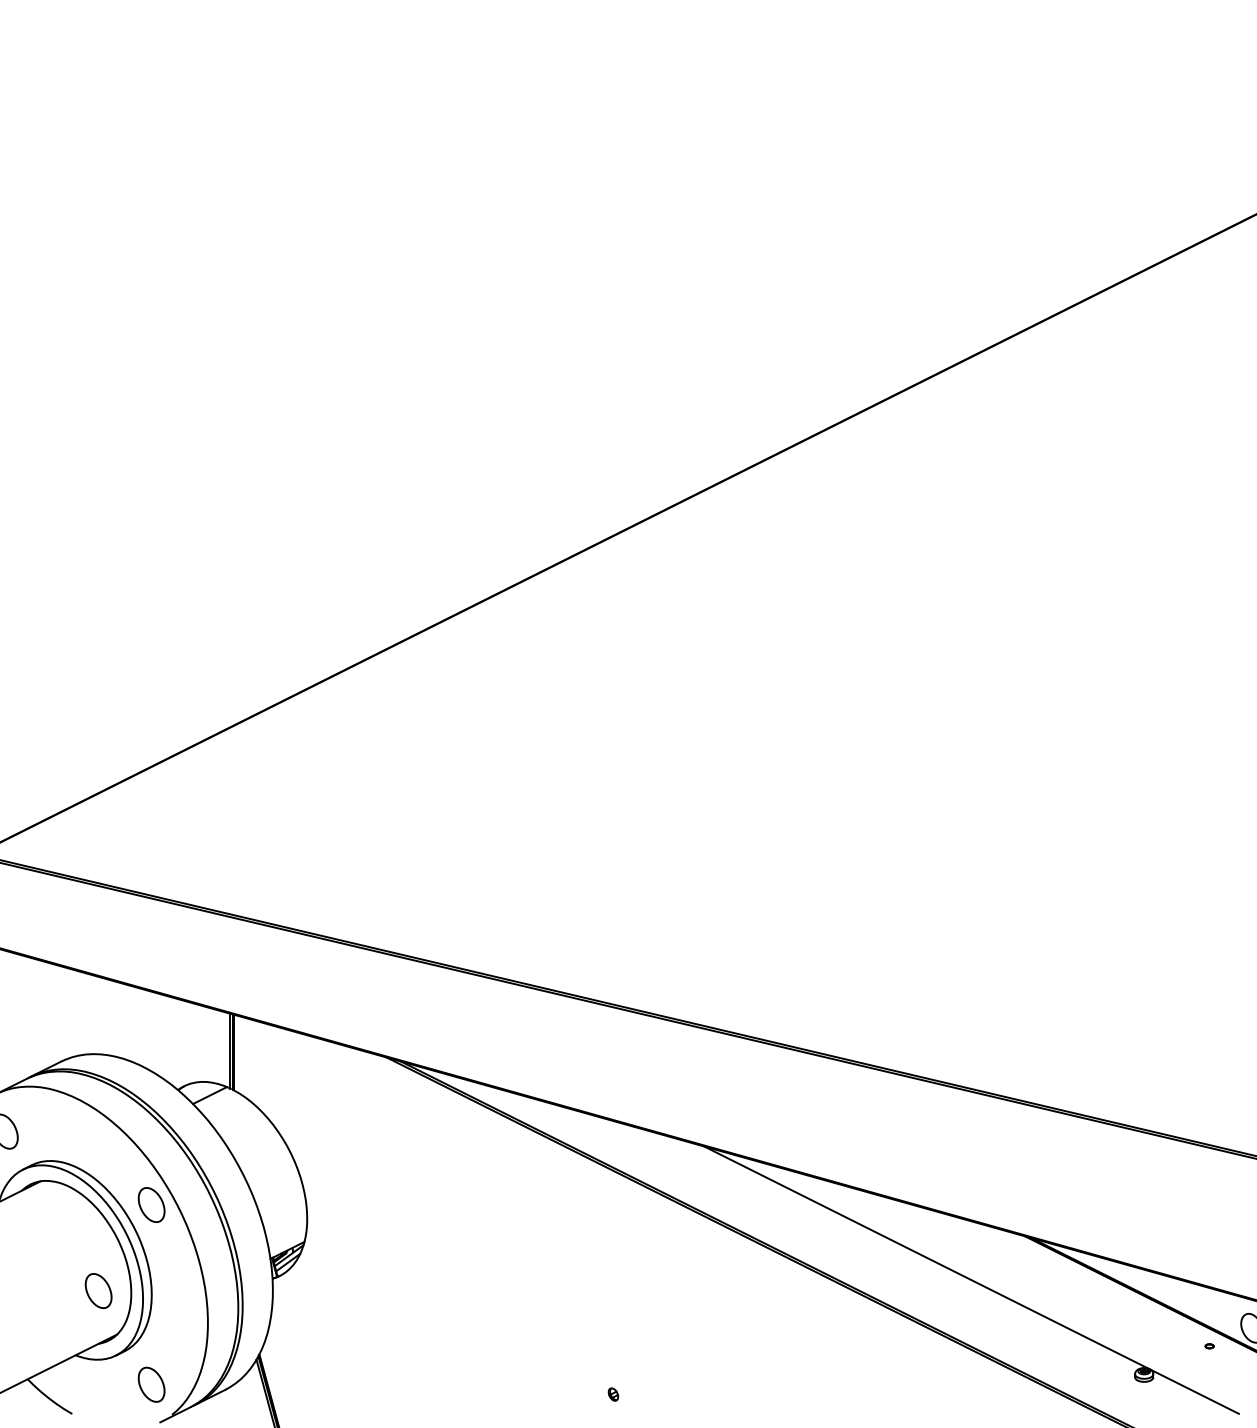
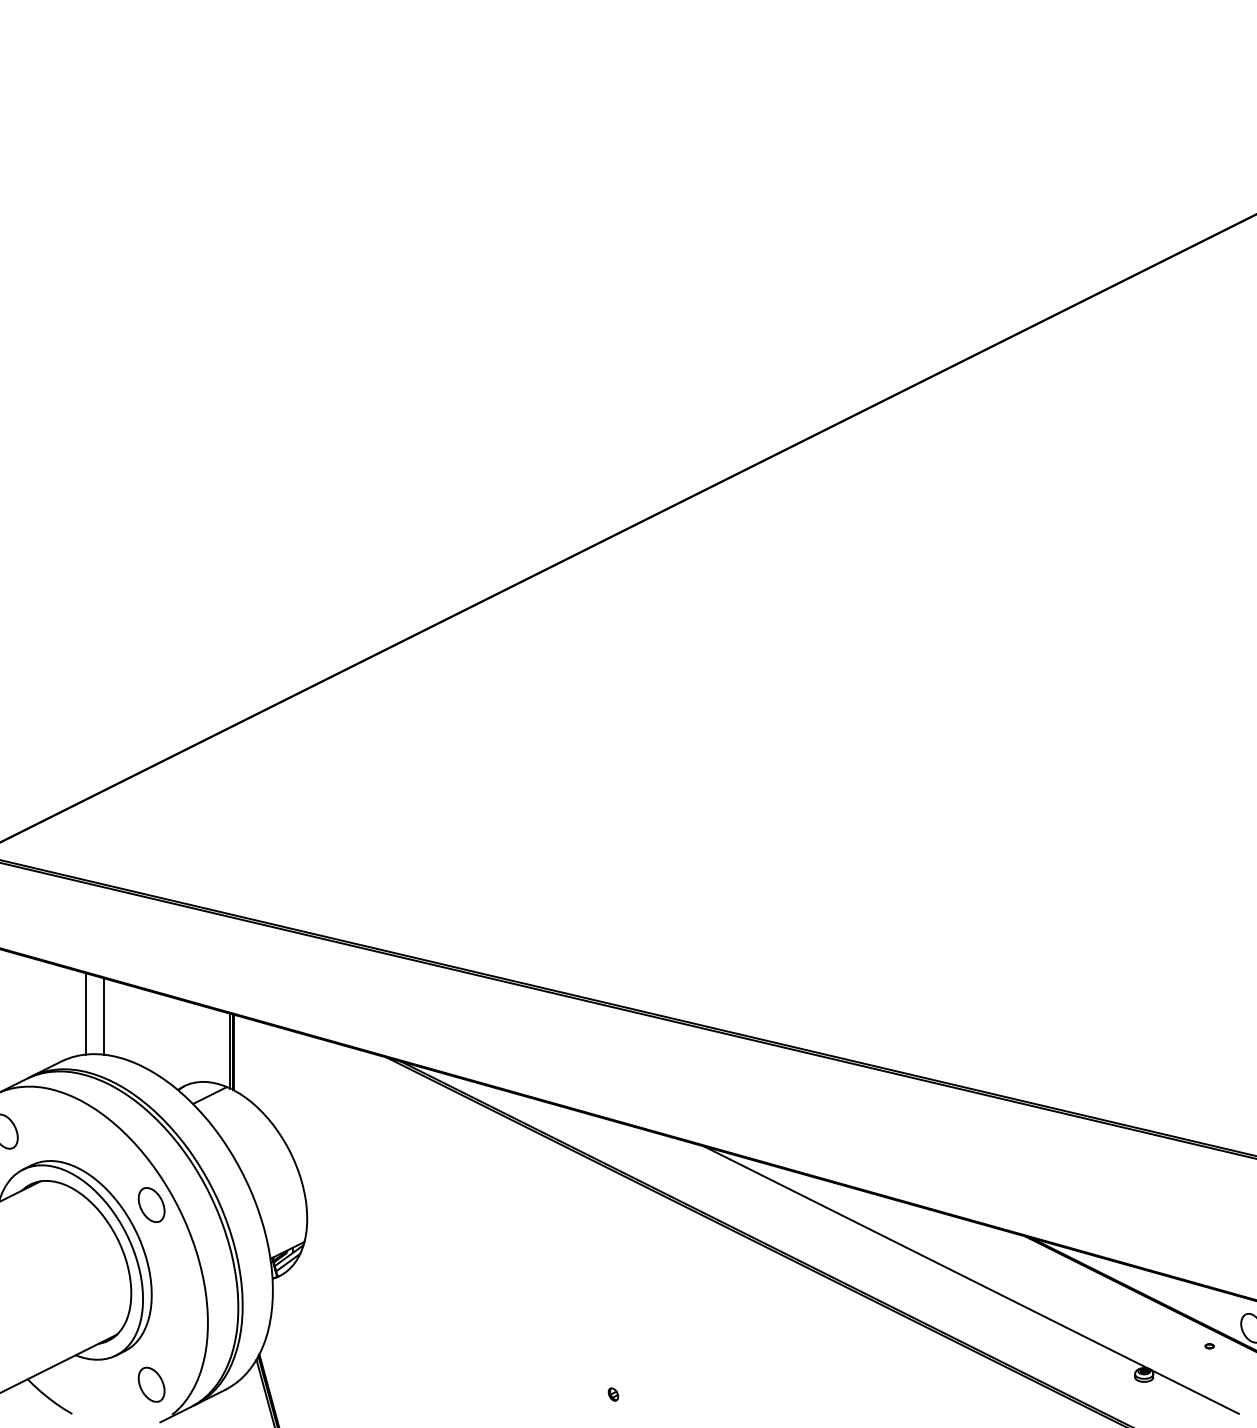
line: none -> present (86, 1013)
line: none -> present (103, 1016)
part: present -> none (98, 1291)
